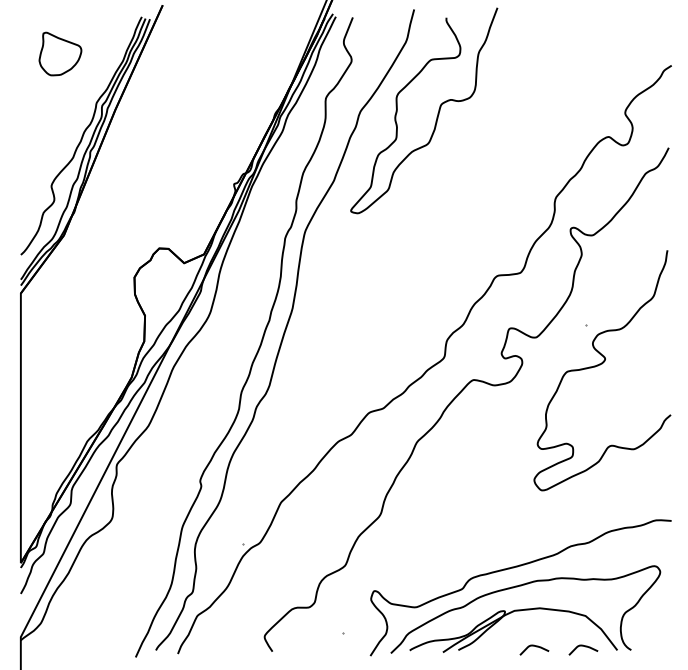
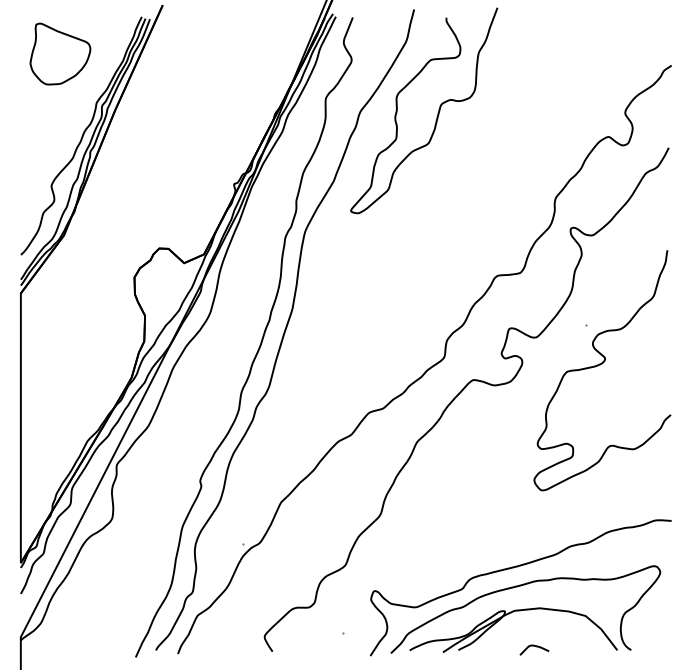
part size: 45x46 px -> 63x64 px (60, 53)
curve: present -> none (585, 647)
